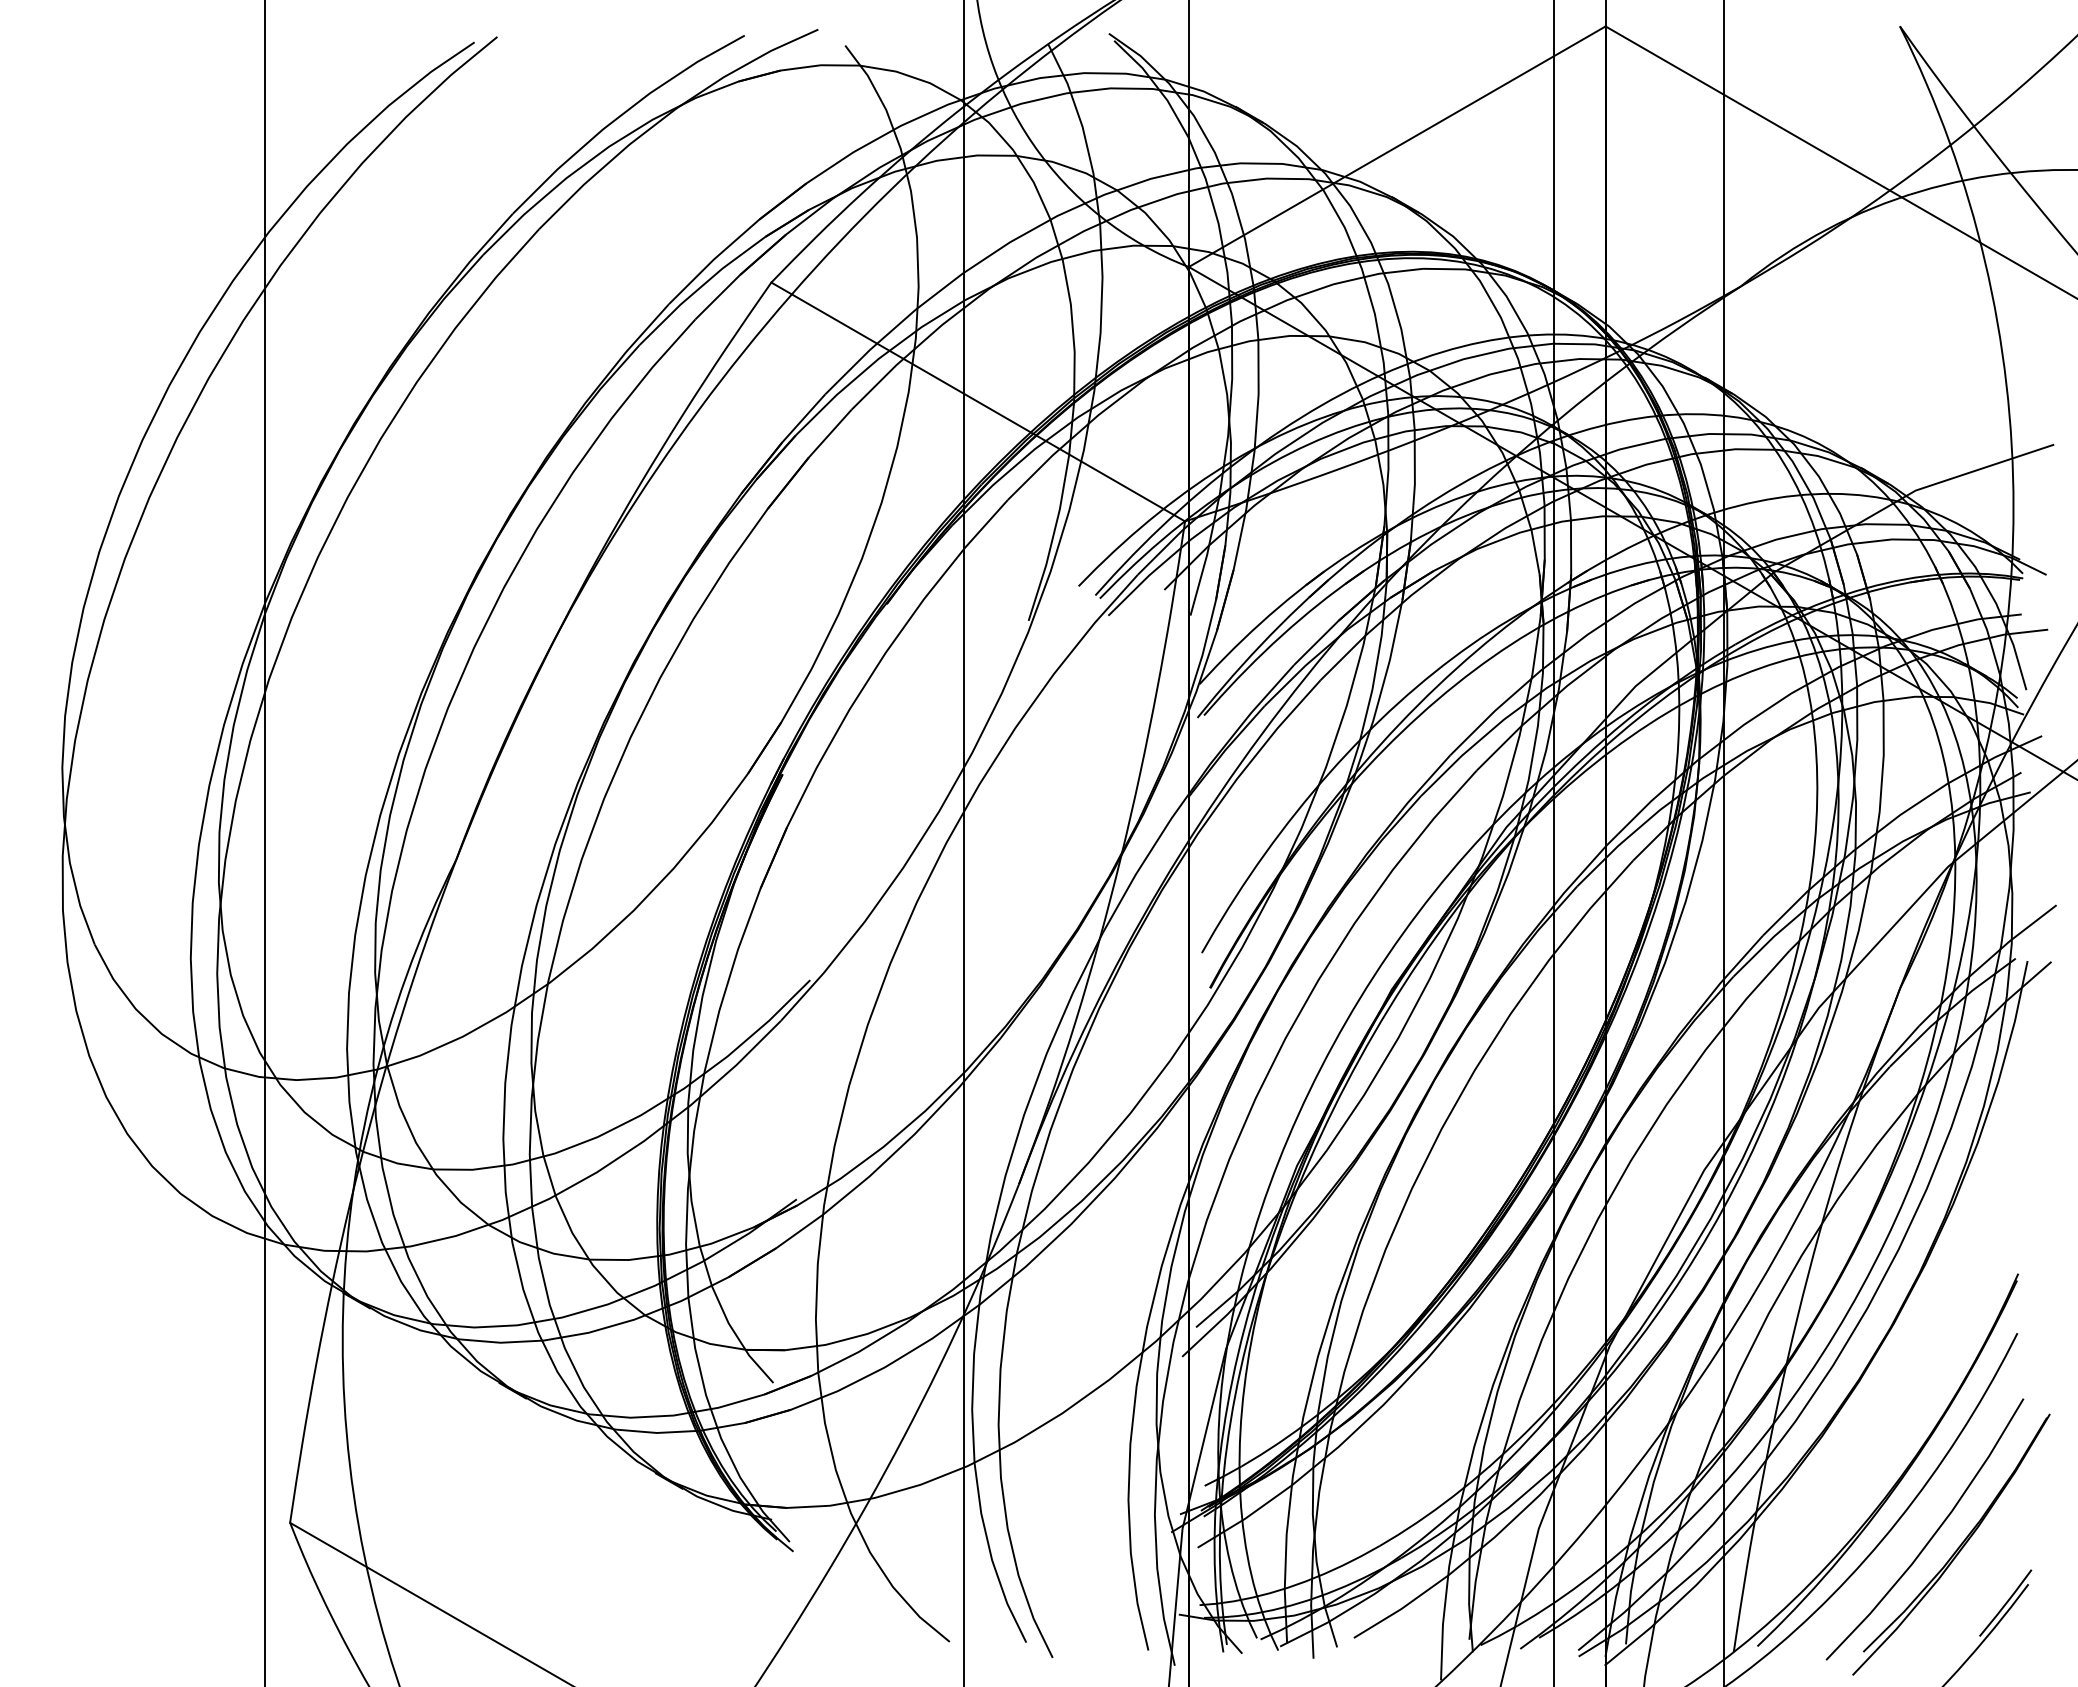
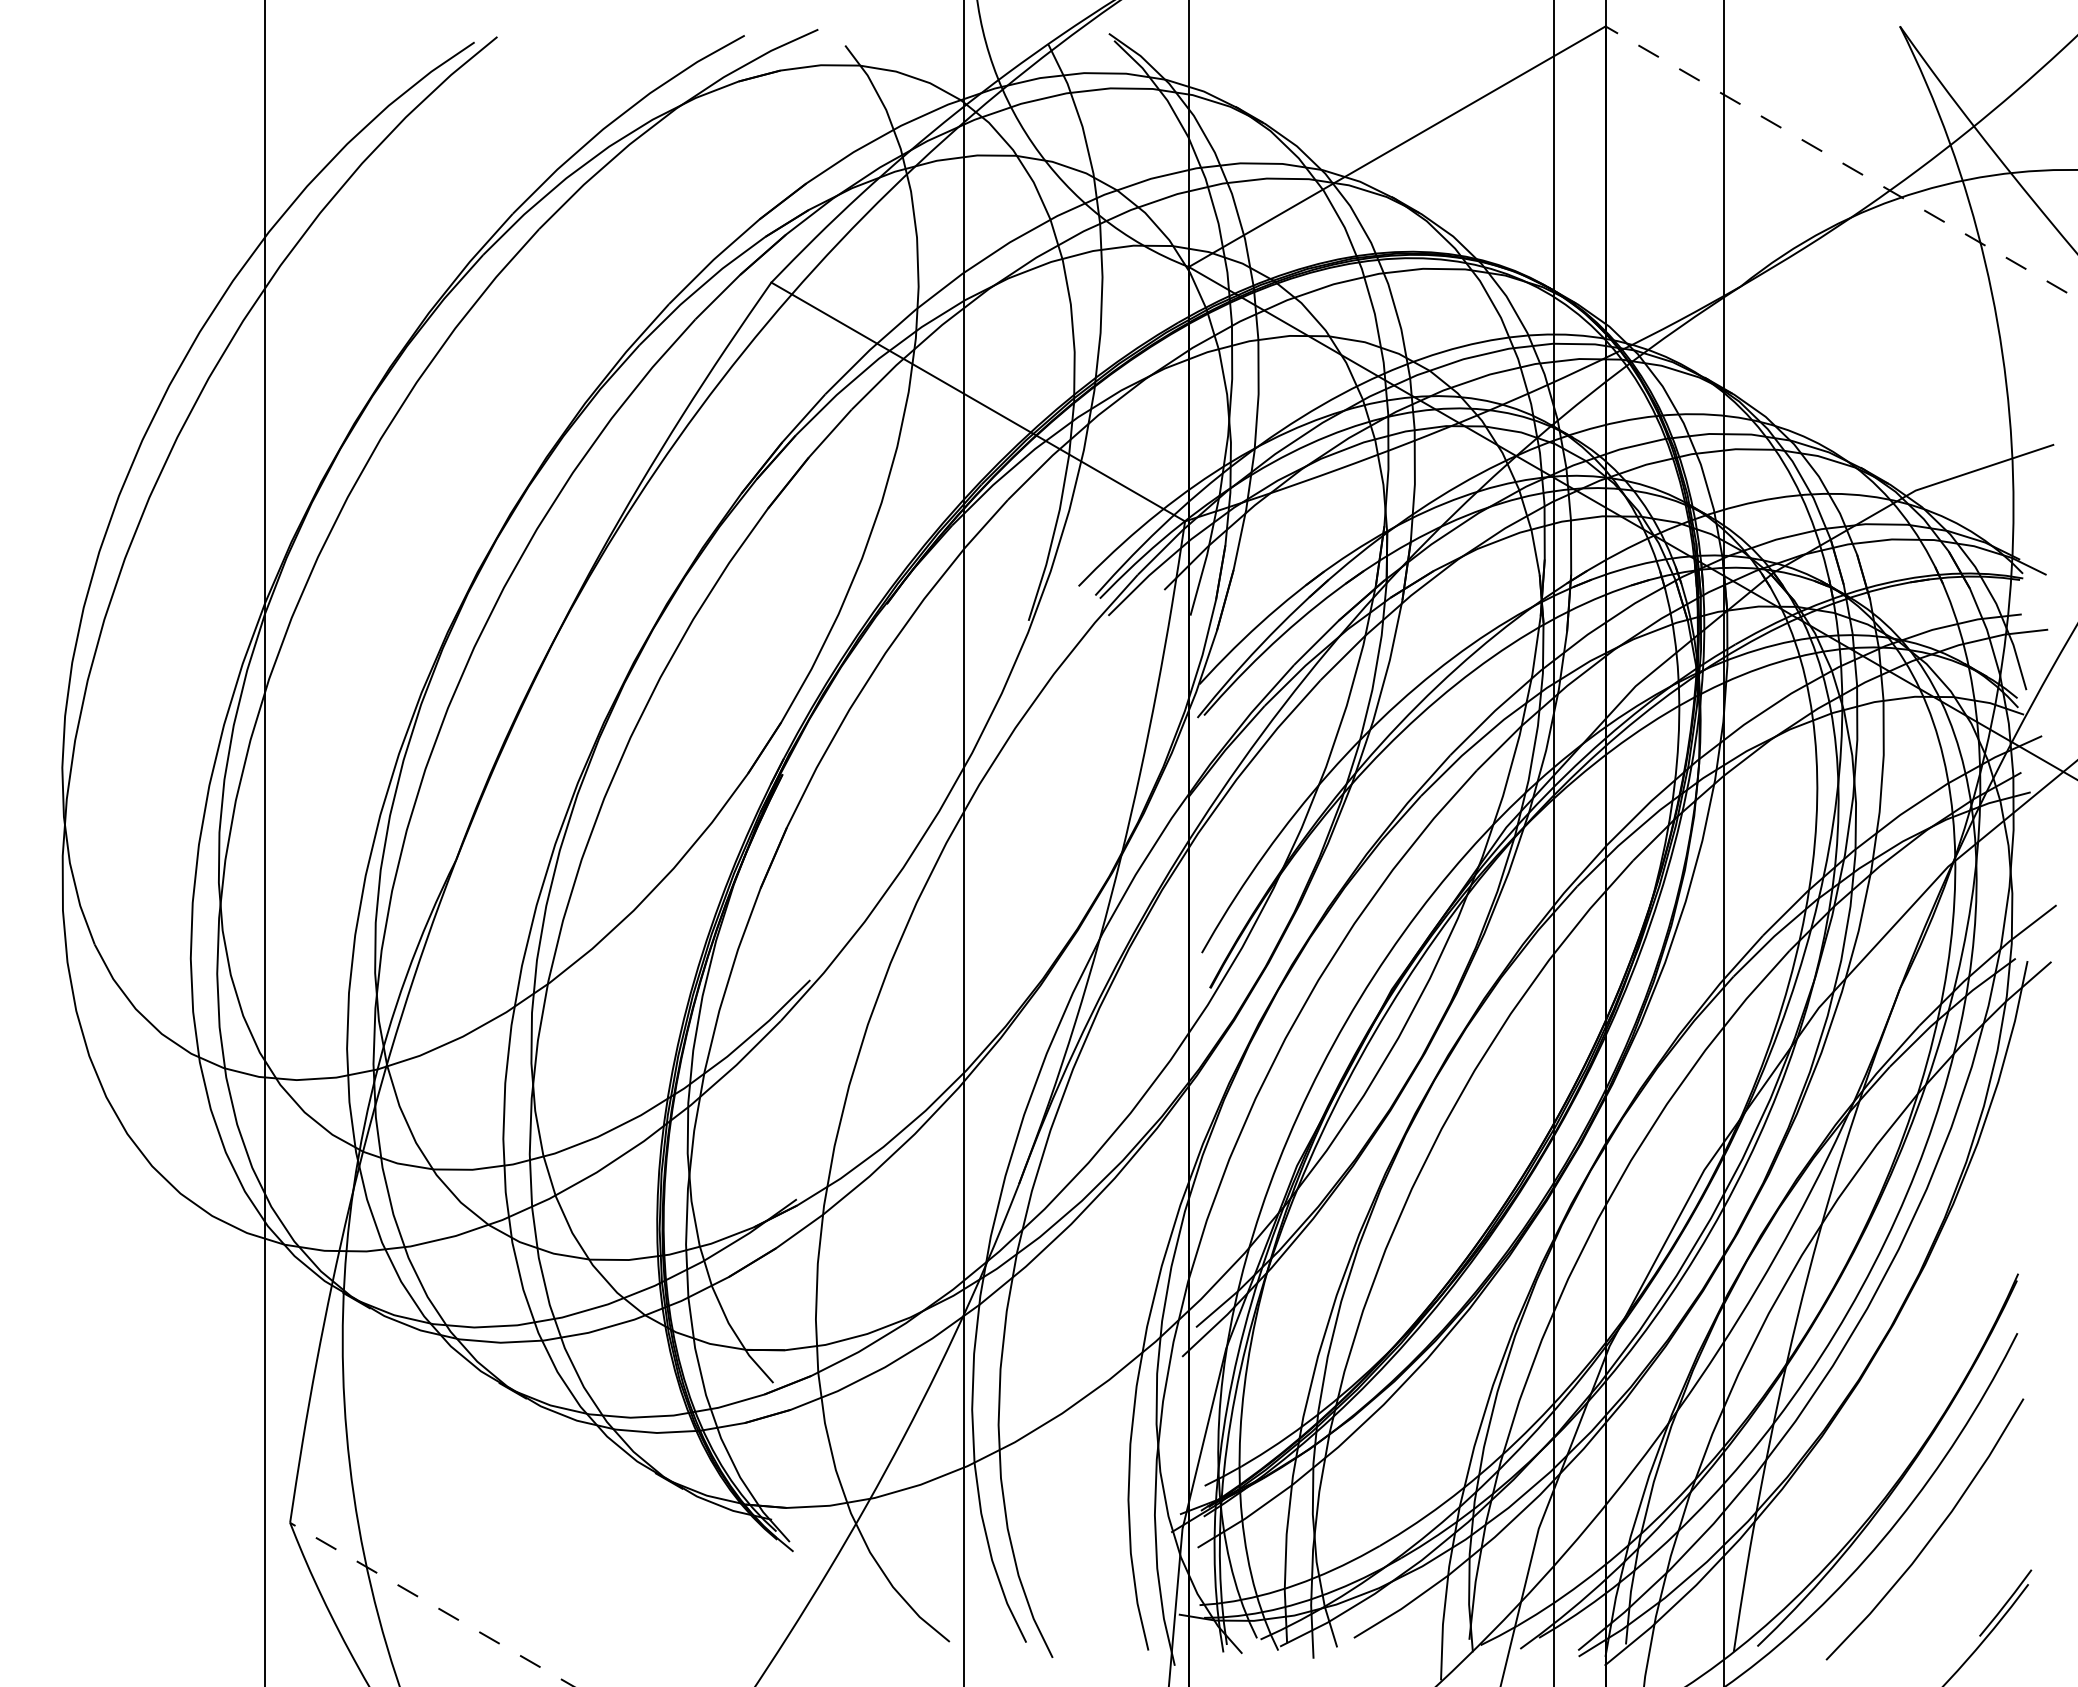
line: solid -> dashed (1841, 162)
part: present -> none (1956, 1549)
line: solid -> dashed (432, 1604)
